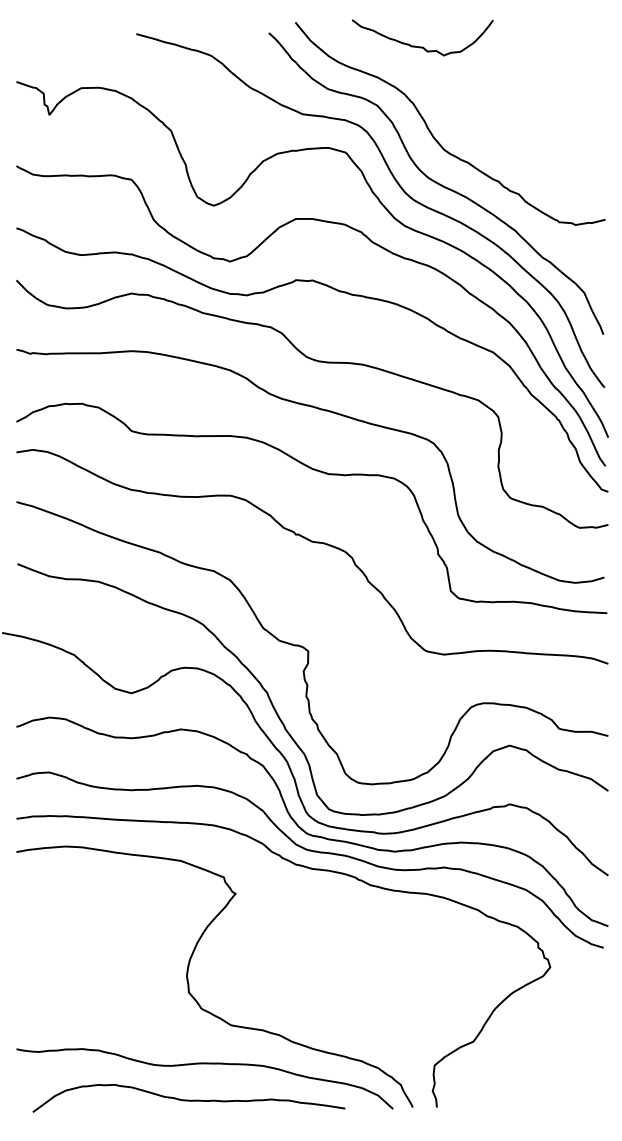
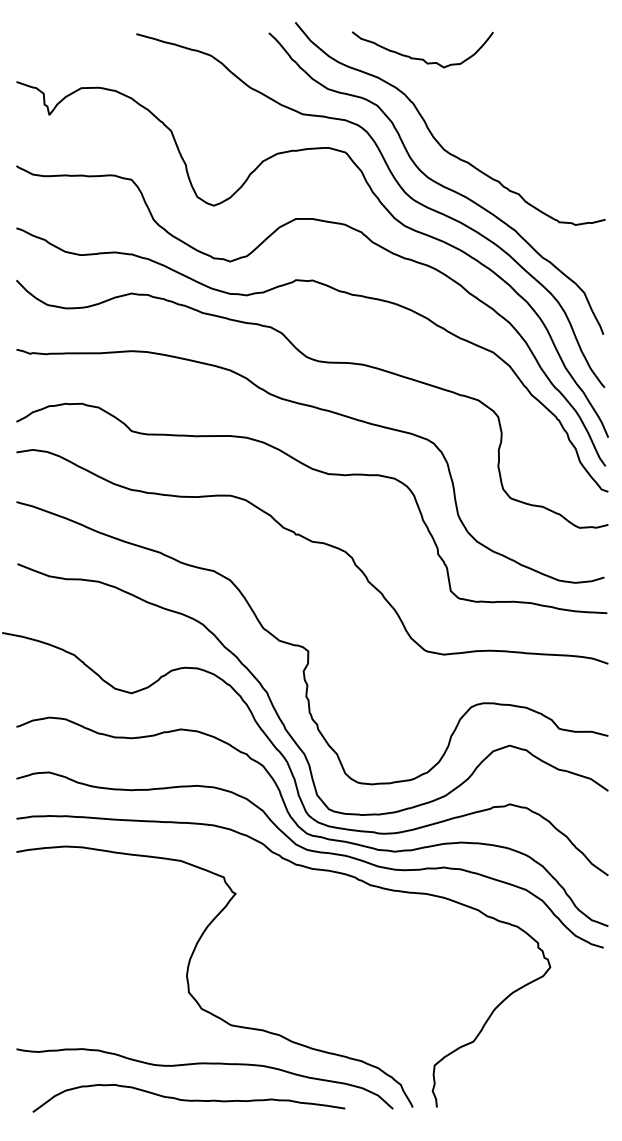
curve position: (422, 46) -> (422, 58) (422, 58)
